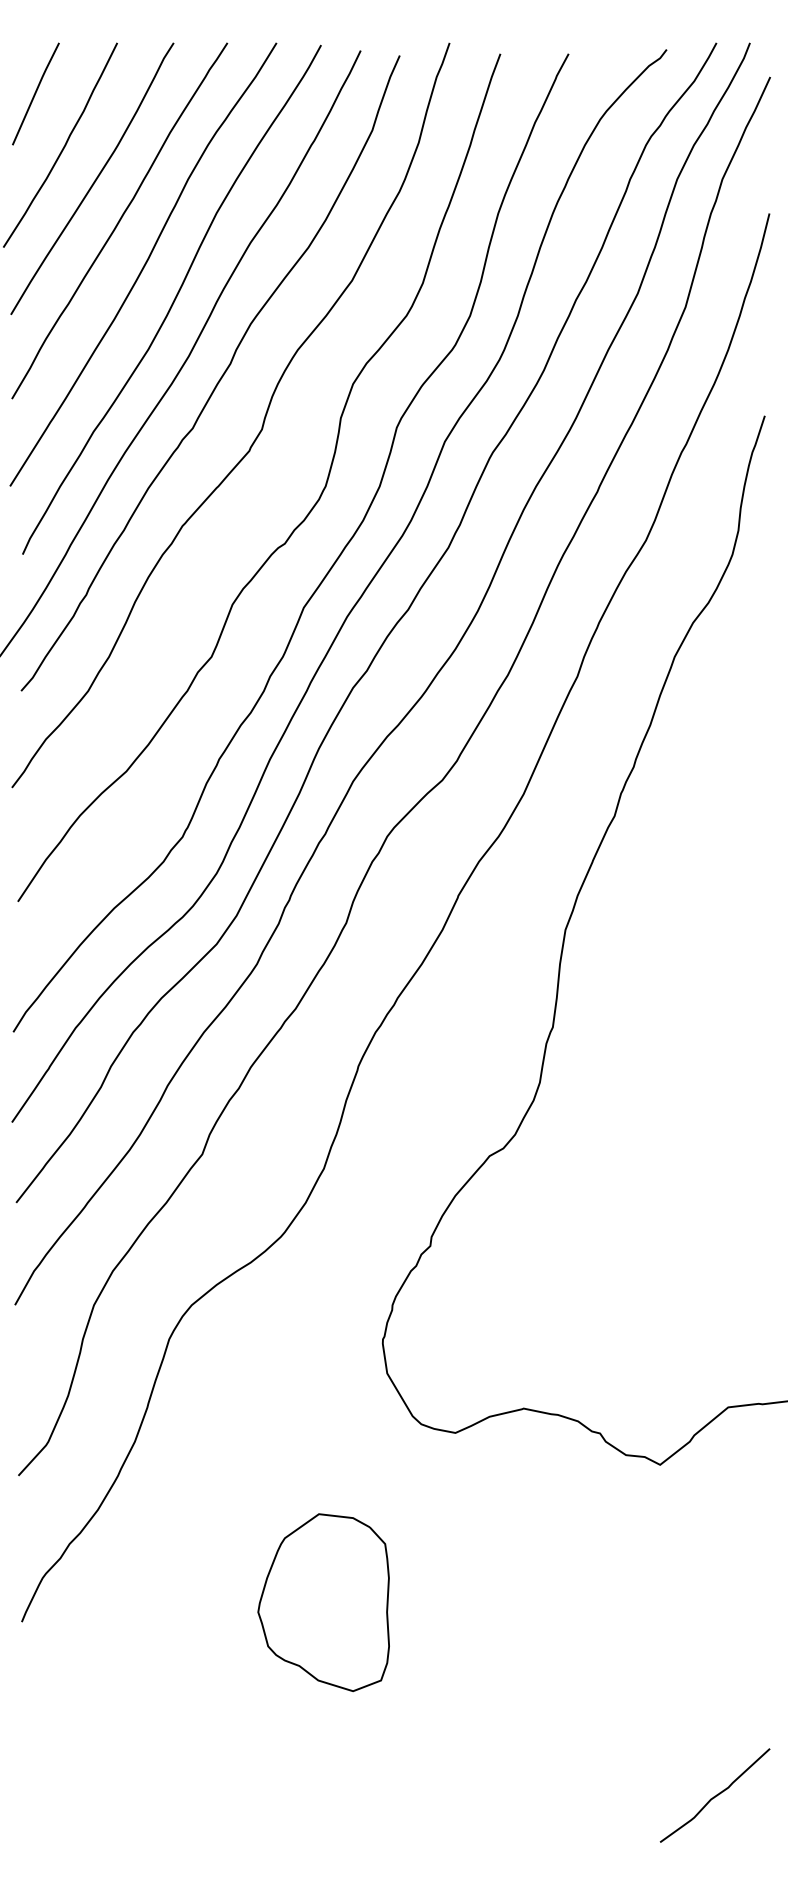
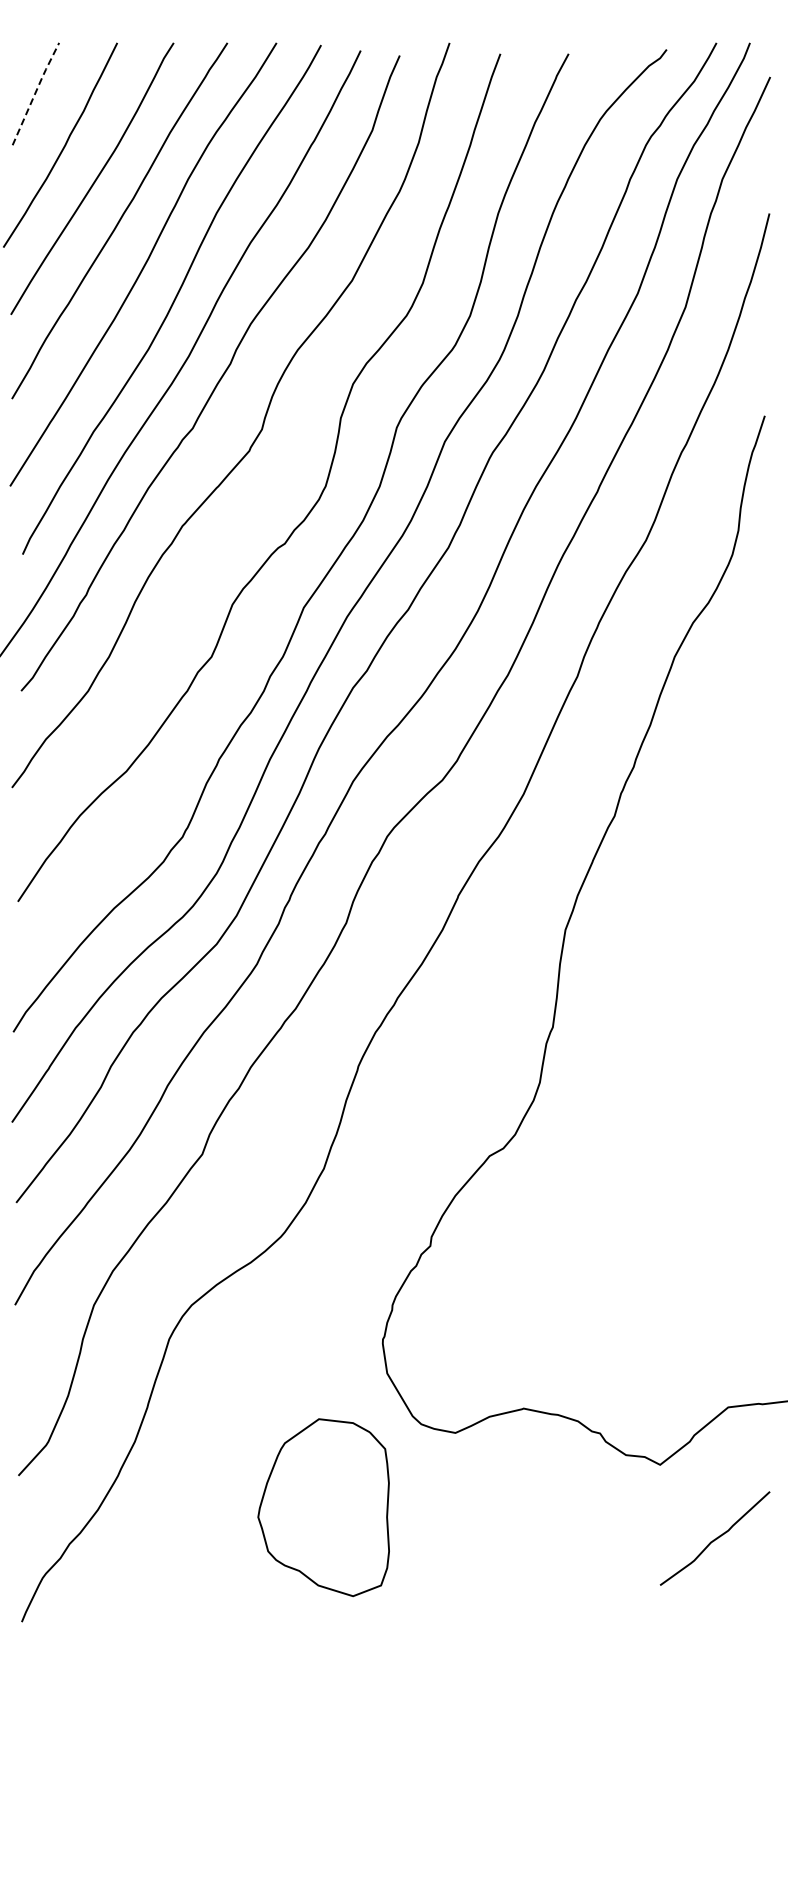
line: solid -> dashed (35, 92)
part position: (323, 1602) -> (323, 1507) (323, 1507)
curve position: (715, 1795) -> (715, 1538) (715, 1538)
